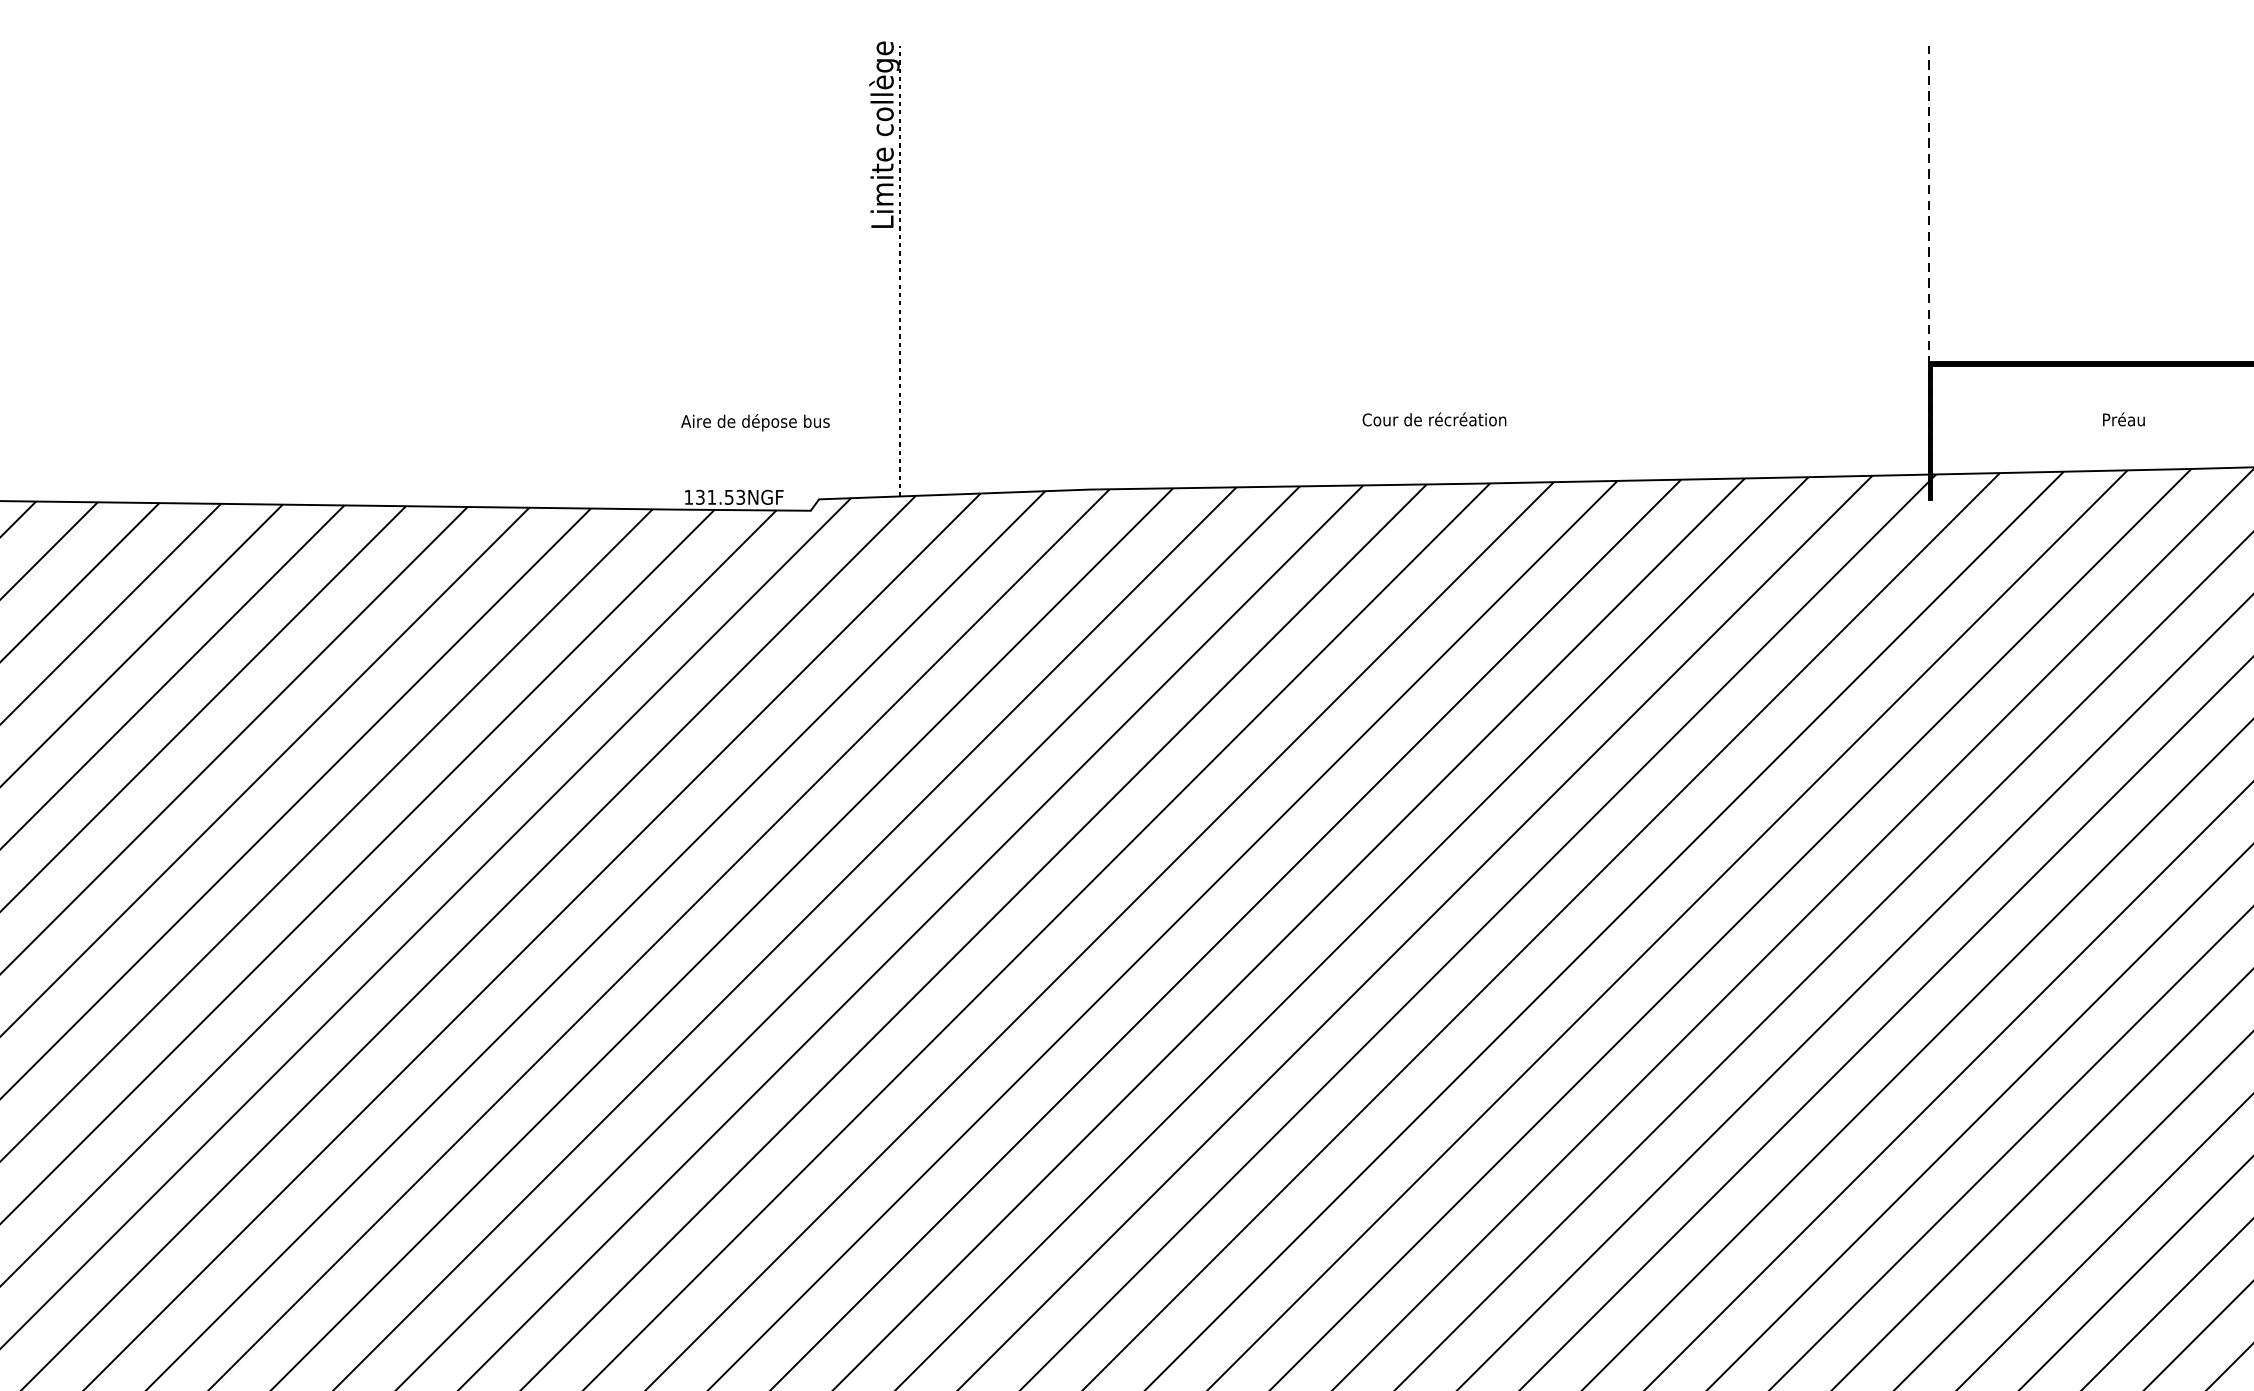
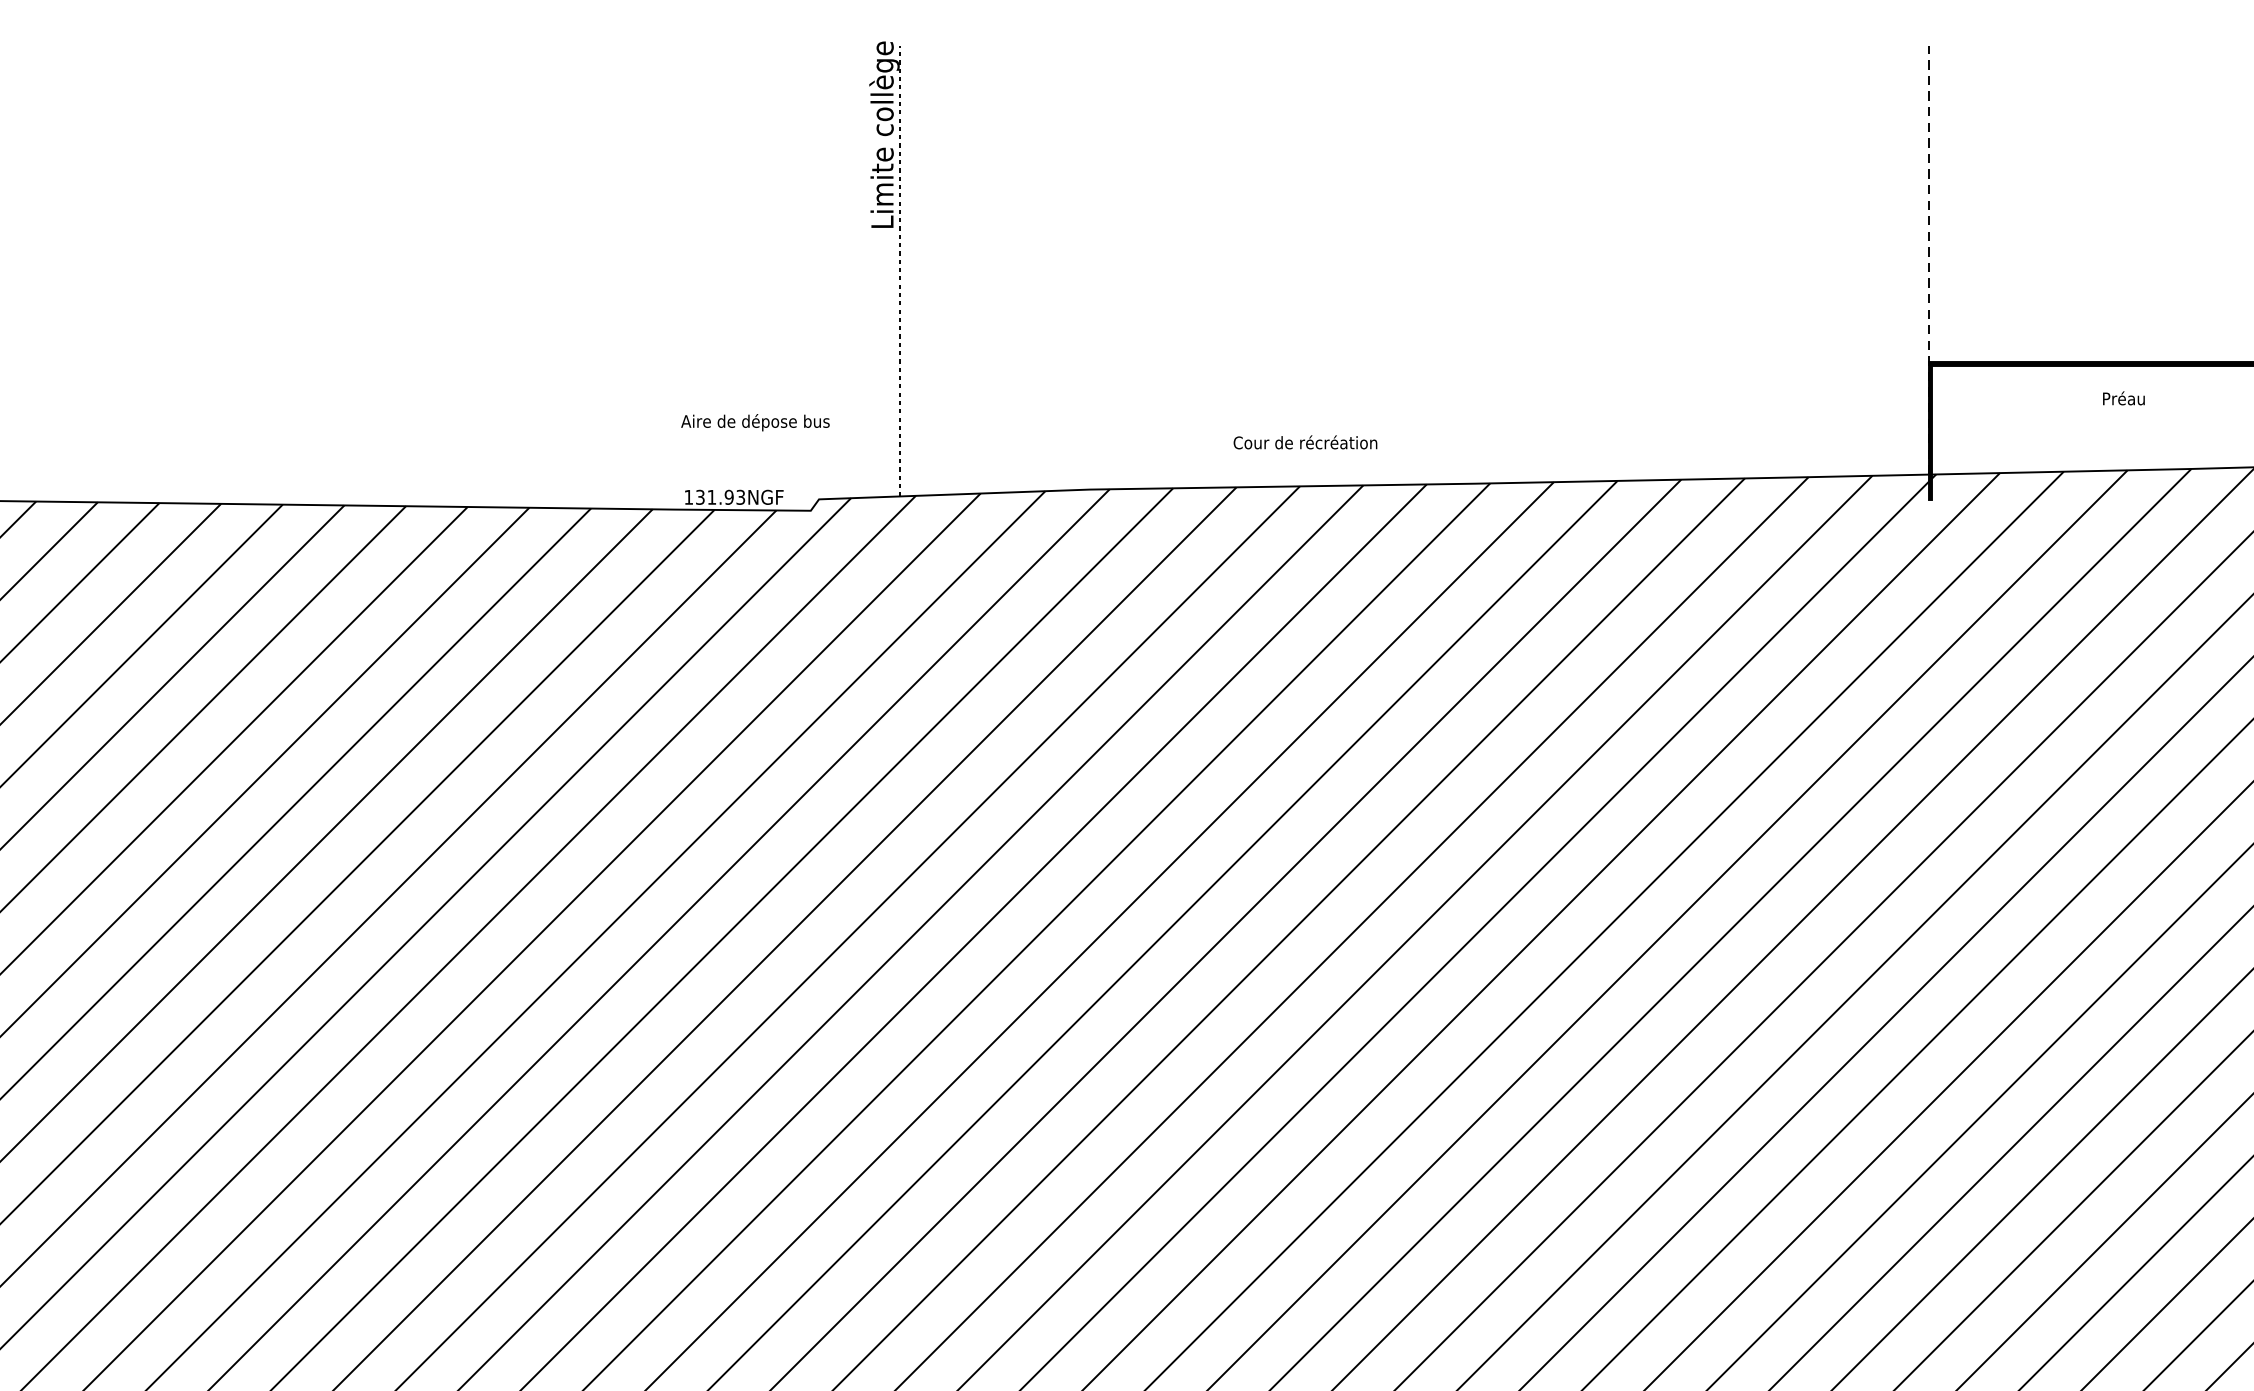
text position: (1434, 419) -> (1305, 442) (1305, 442)
text position: (2123, 419) -> (2123, 398) (2123, 398)
text: 131.53NGF -> 131.93NGF (728, 496)
